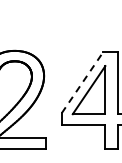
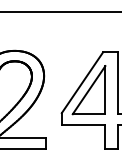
line: none -> present (60, 12)
line: dashed -> solid (82, 82)
